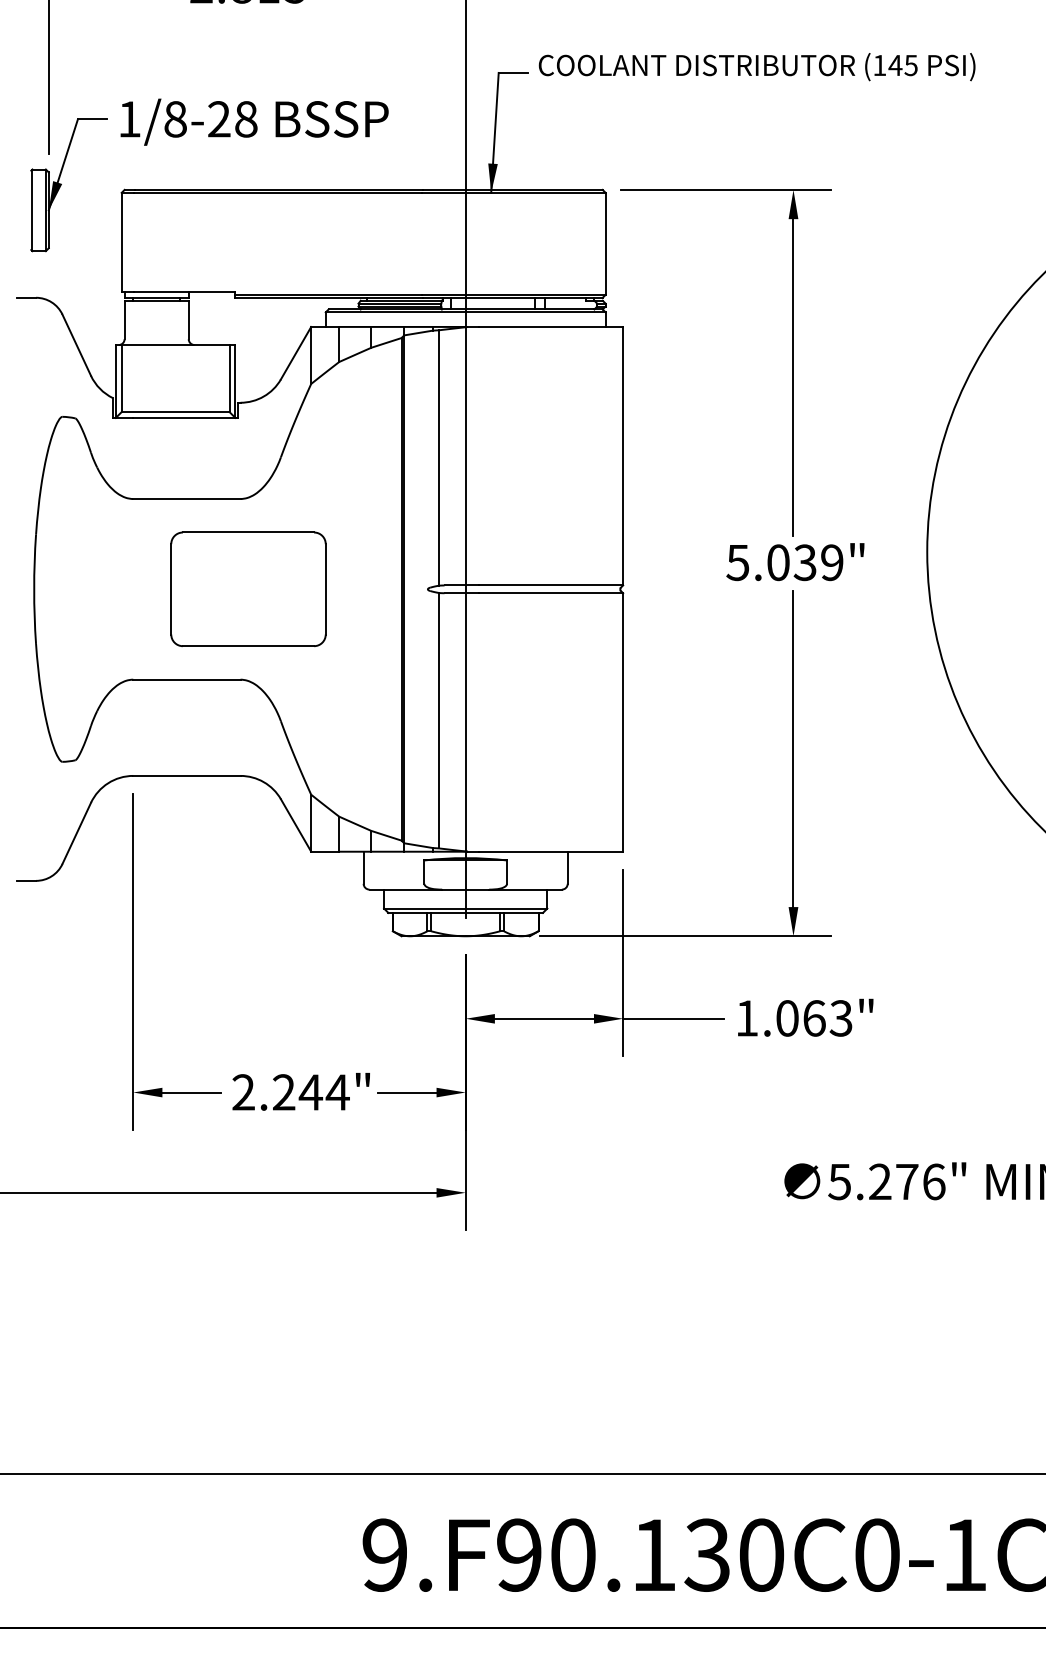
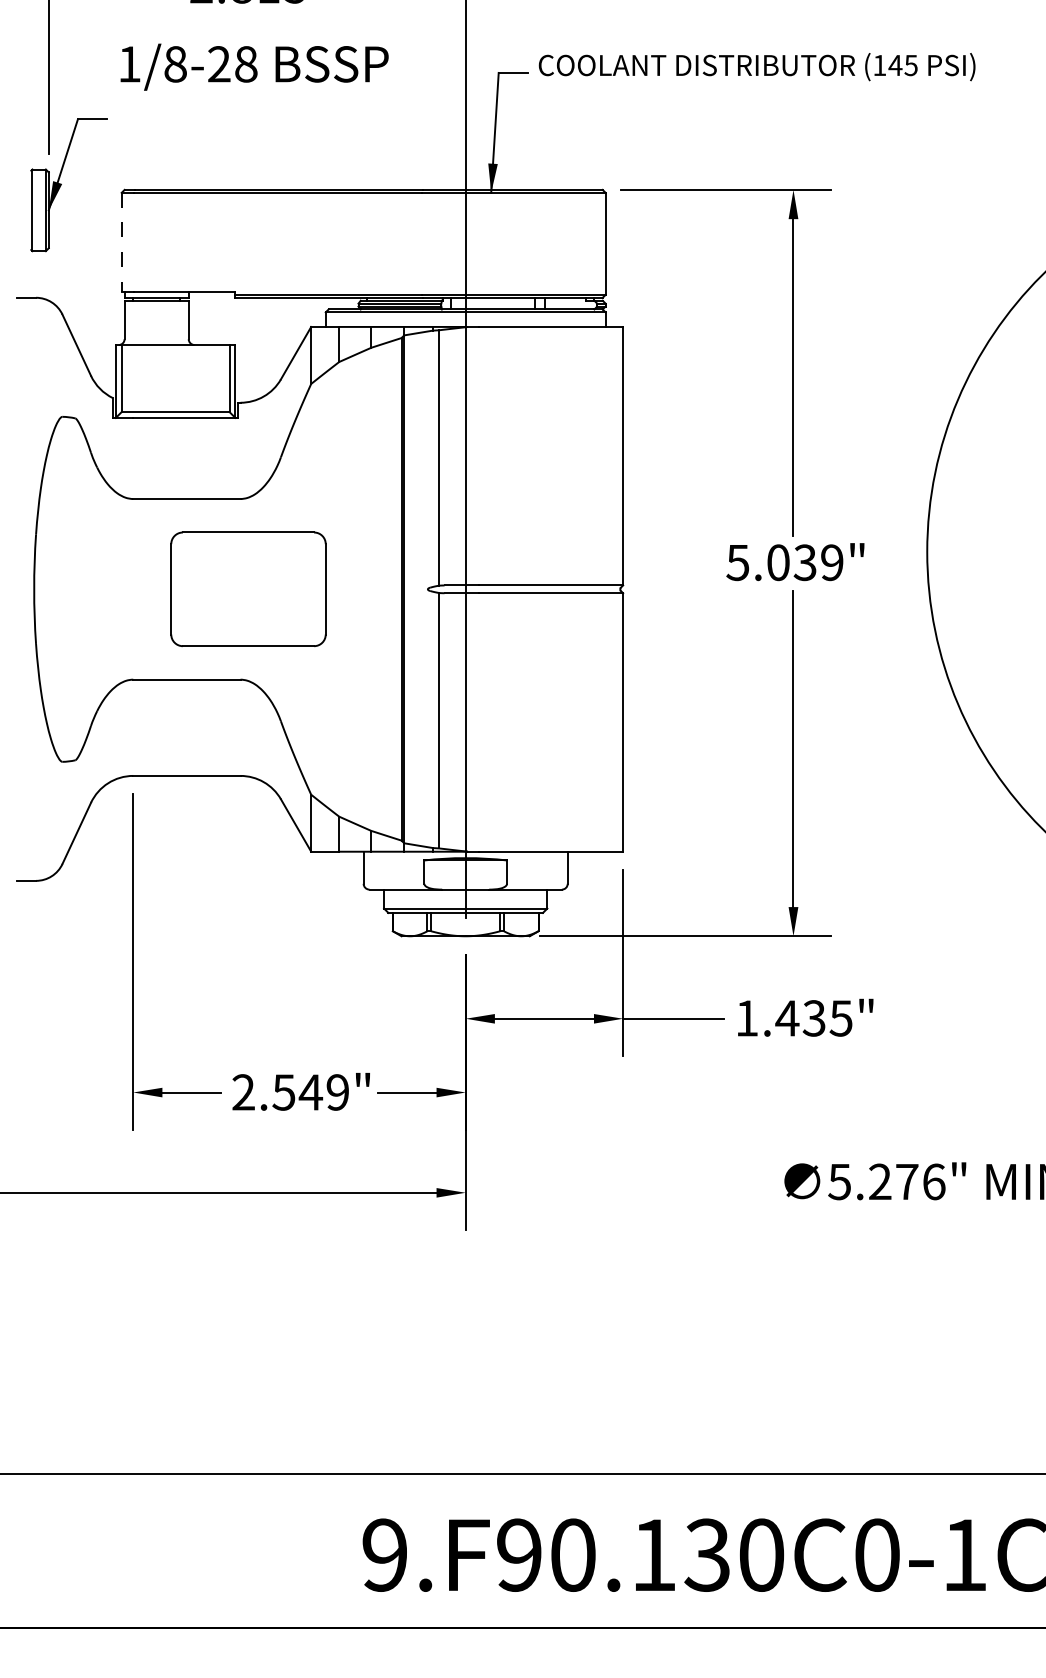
text position: (254, 121) -> (254, 66) (254, 66)
line: solid -> dashed (121, 242)
text: 1.063" -> 1.435" (813, 1018)
text: 2.244" -> 2.549" (310, 1092)
